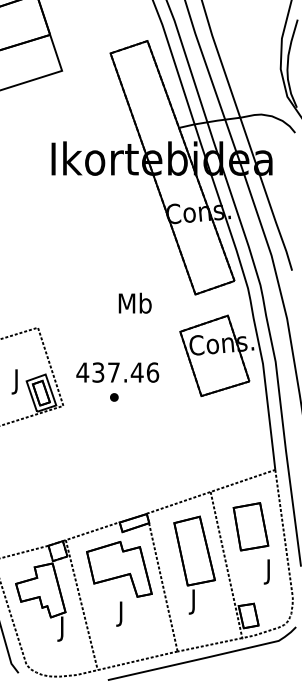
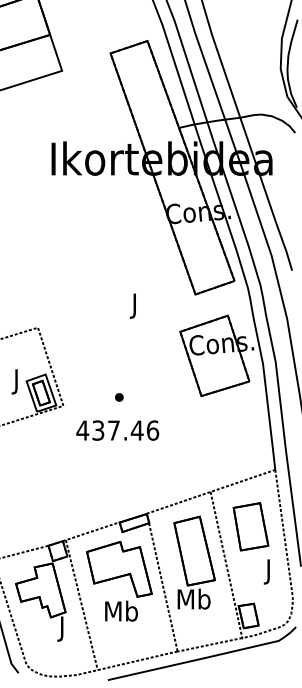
text: Mb -> J (134, 305)
text position: (117, 372) -> (117, 430) (117, 430)
part position: (114, 397) -> (119, 397) (119, 397)
text: J -> Mb (193, 601)
text: J -> Mb (121, 613)
